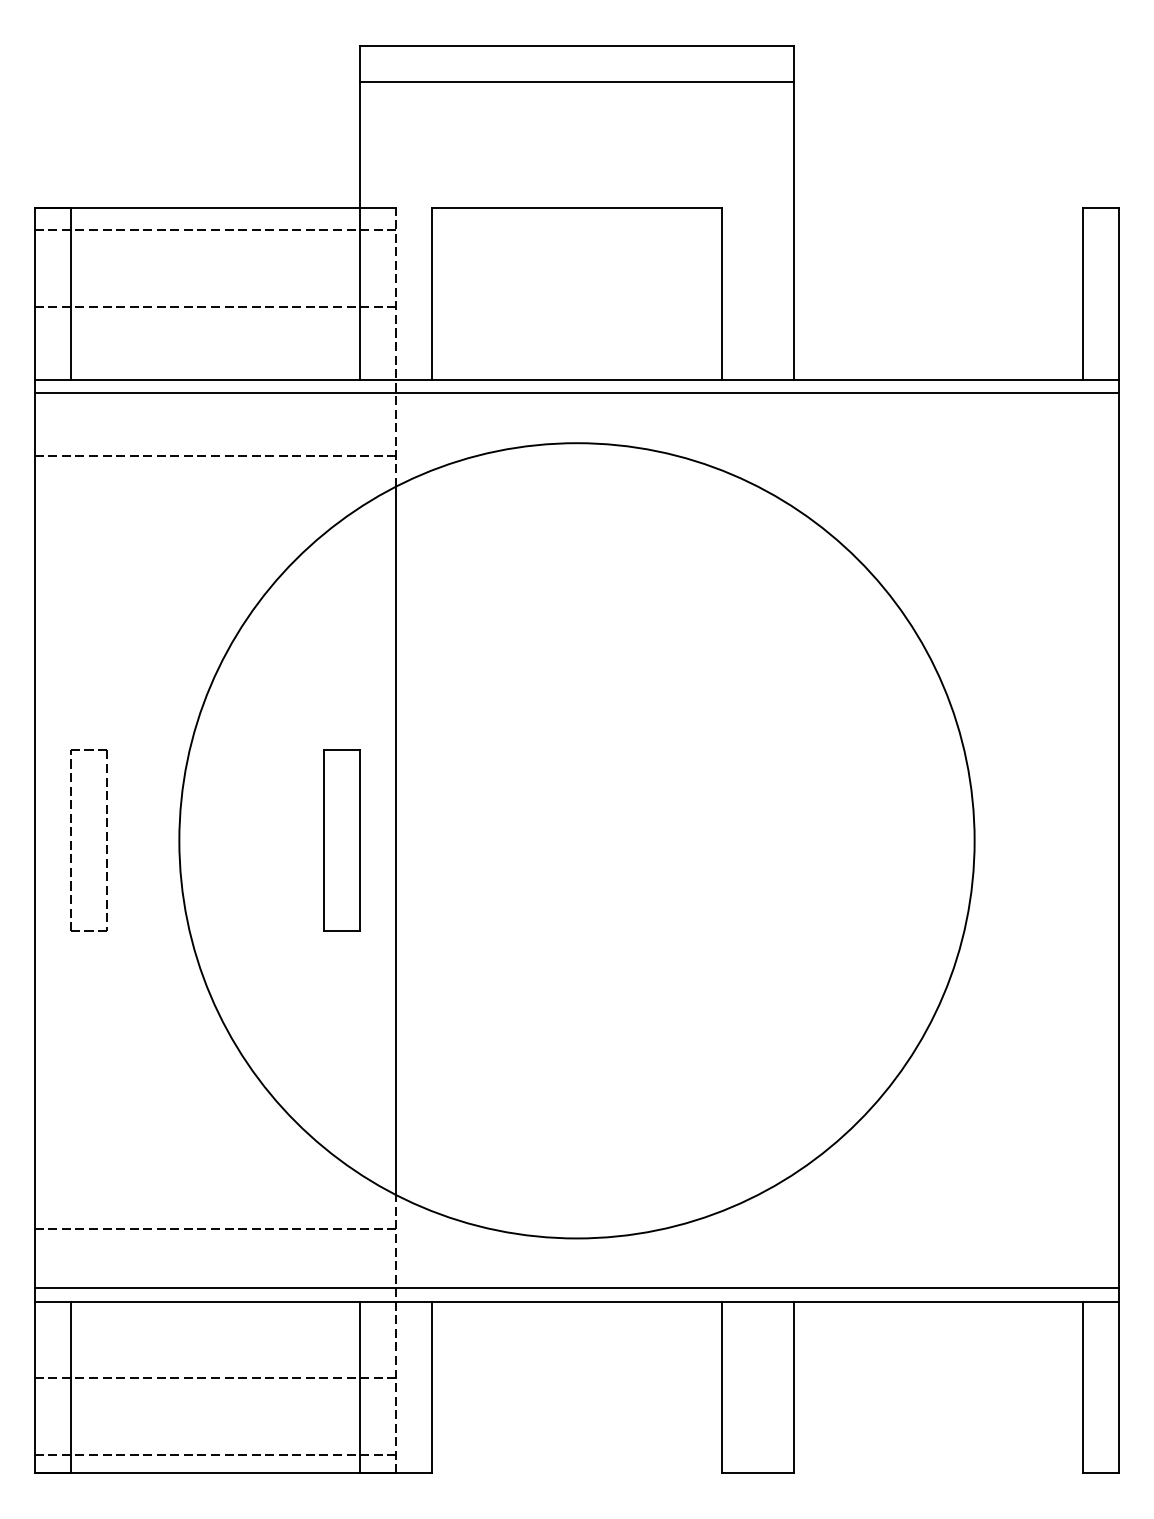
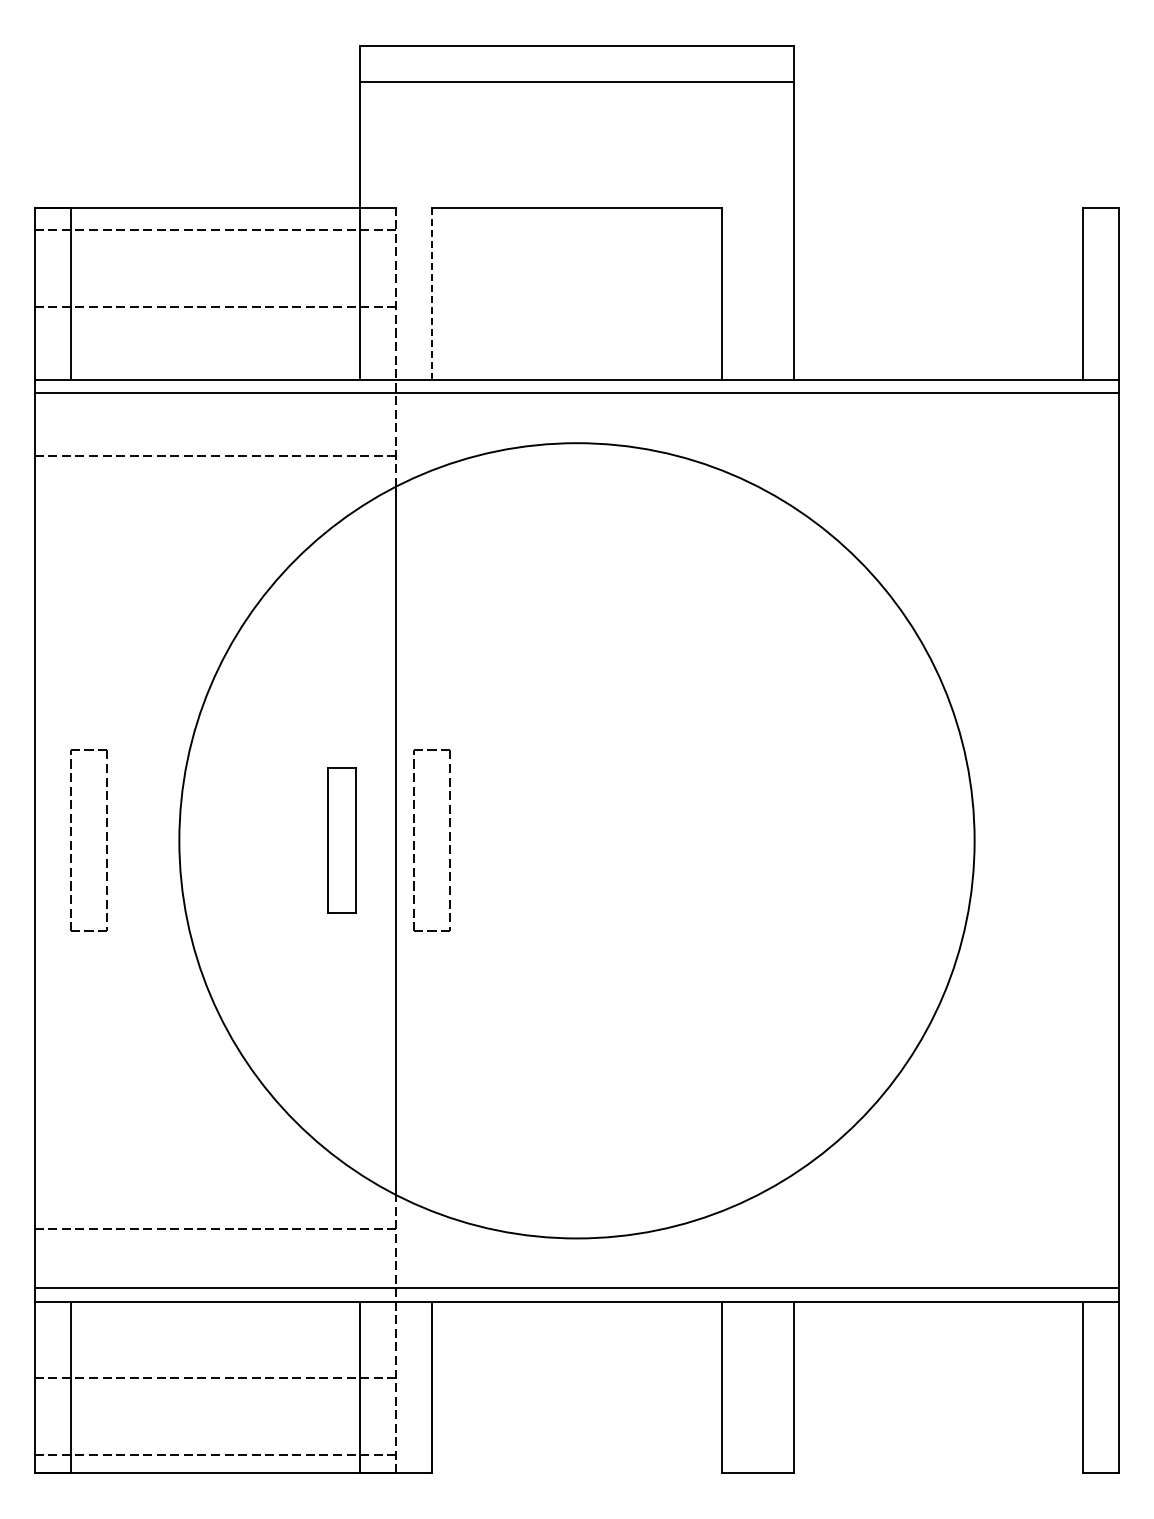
line: solid -> dashed (432, 293)
part size: 38x183 px -> 30x147 px (341, 840)
part: none -> present (414, 841)
